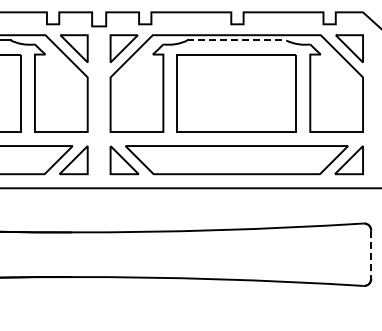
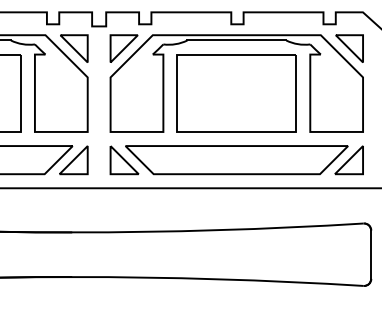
line: dashed -> solid (237, 40)
line: dashed -> solid (371, 255)
